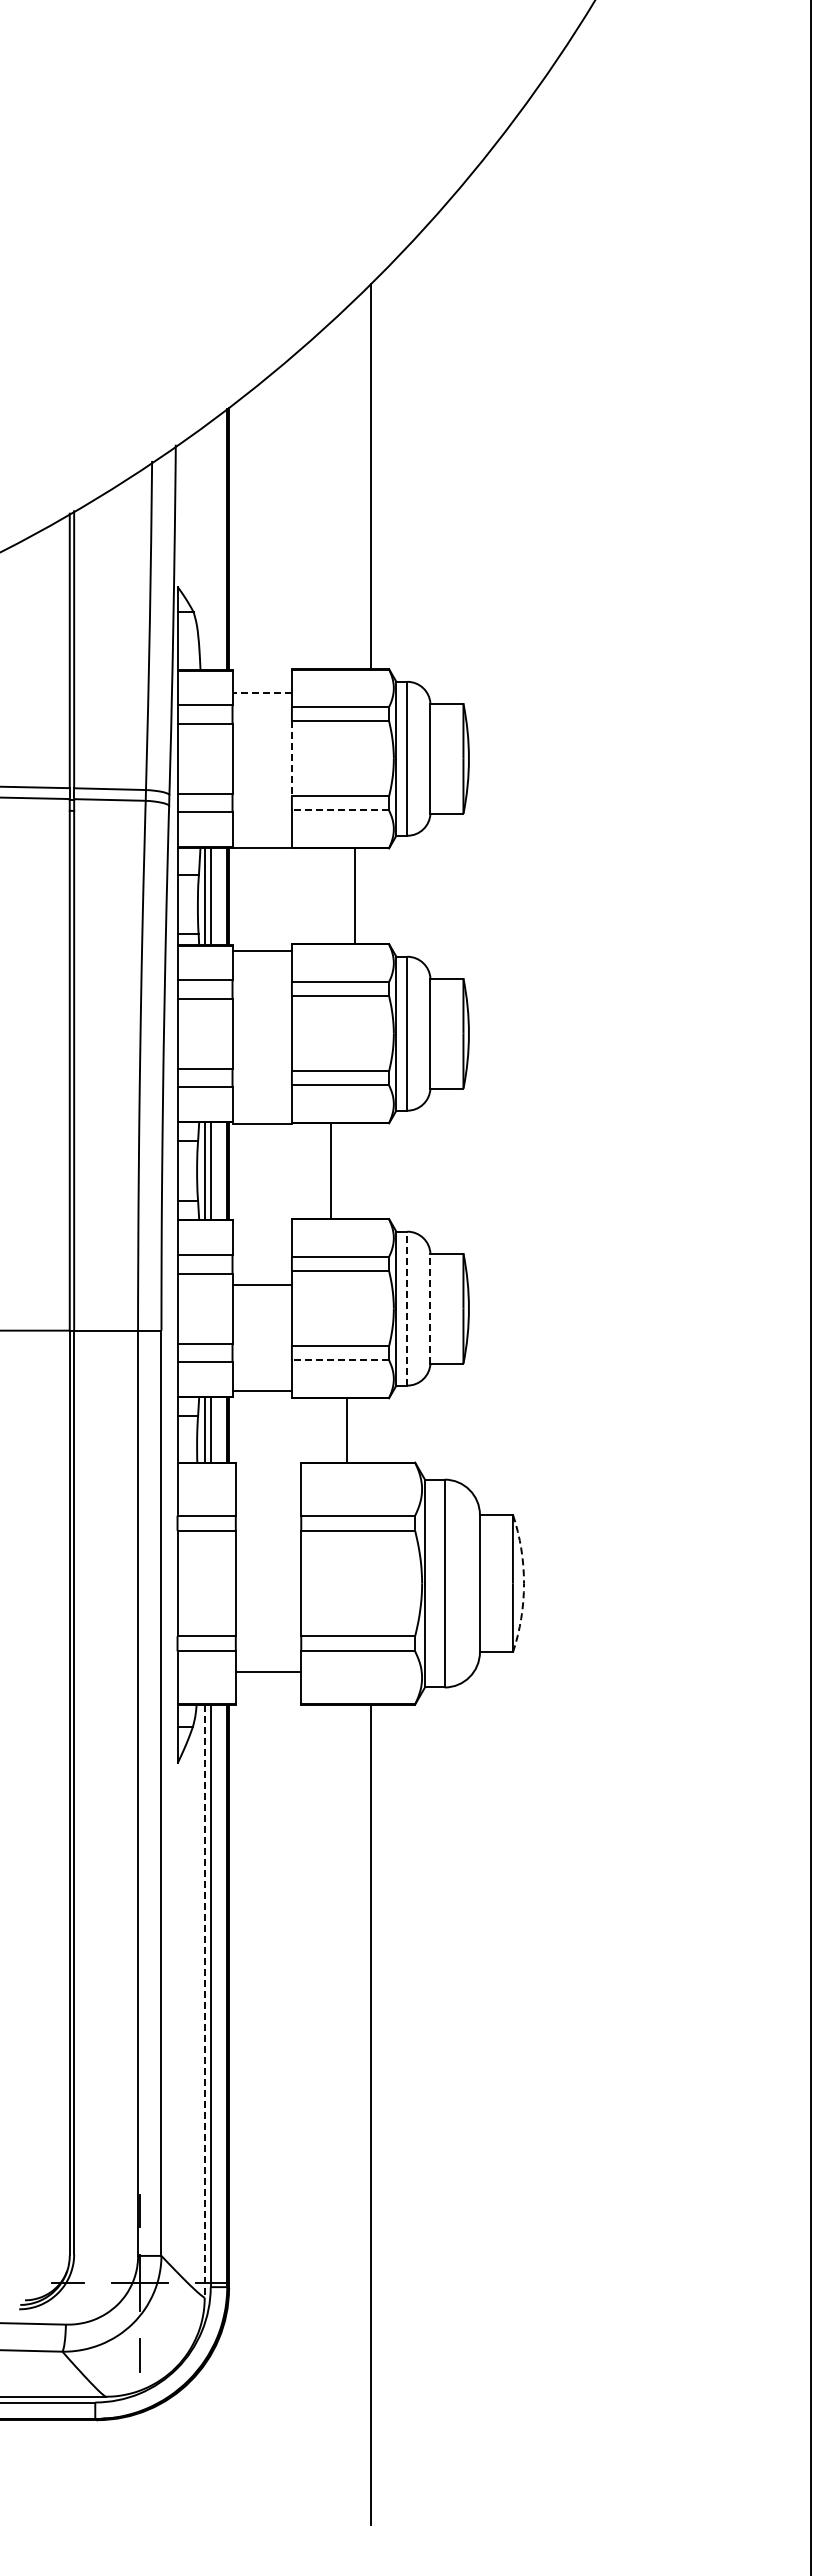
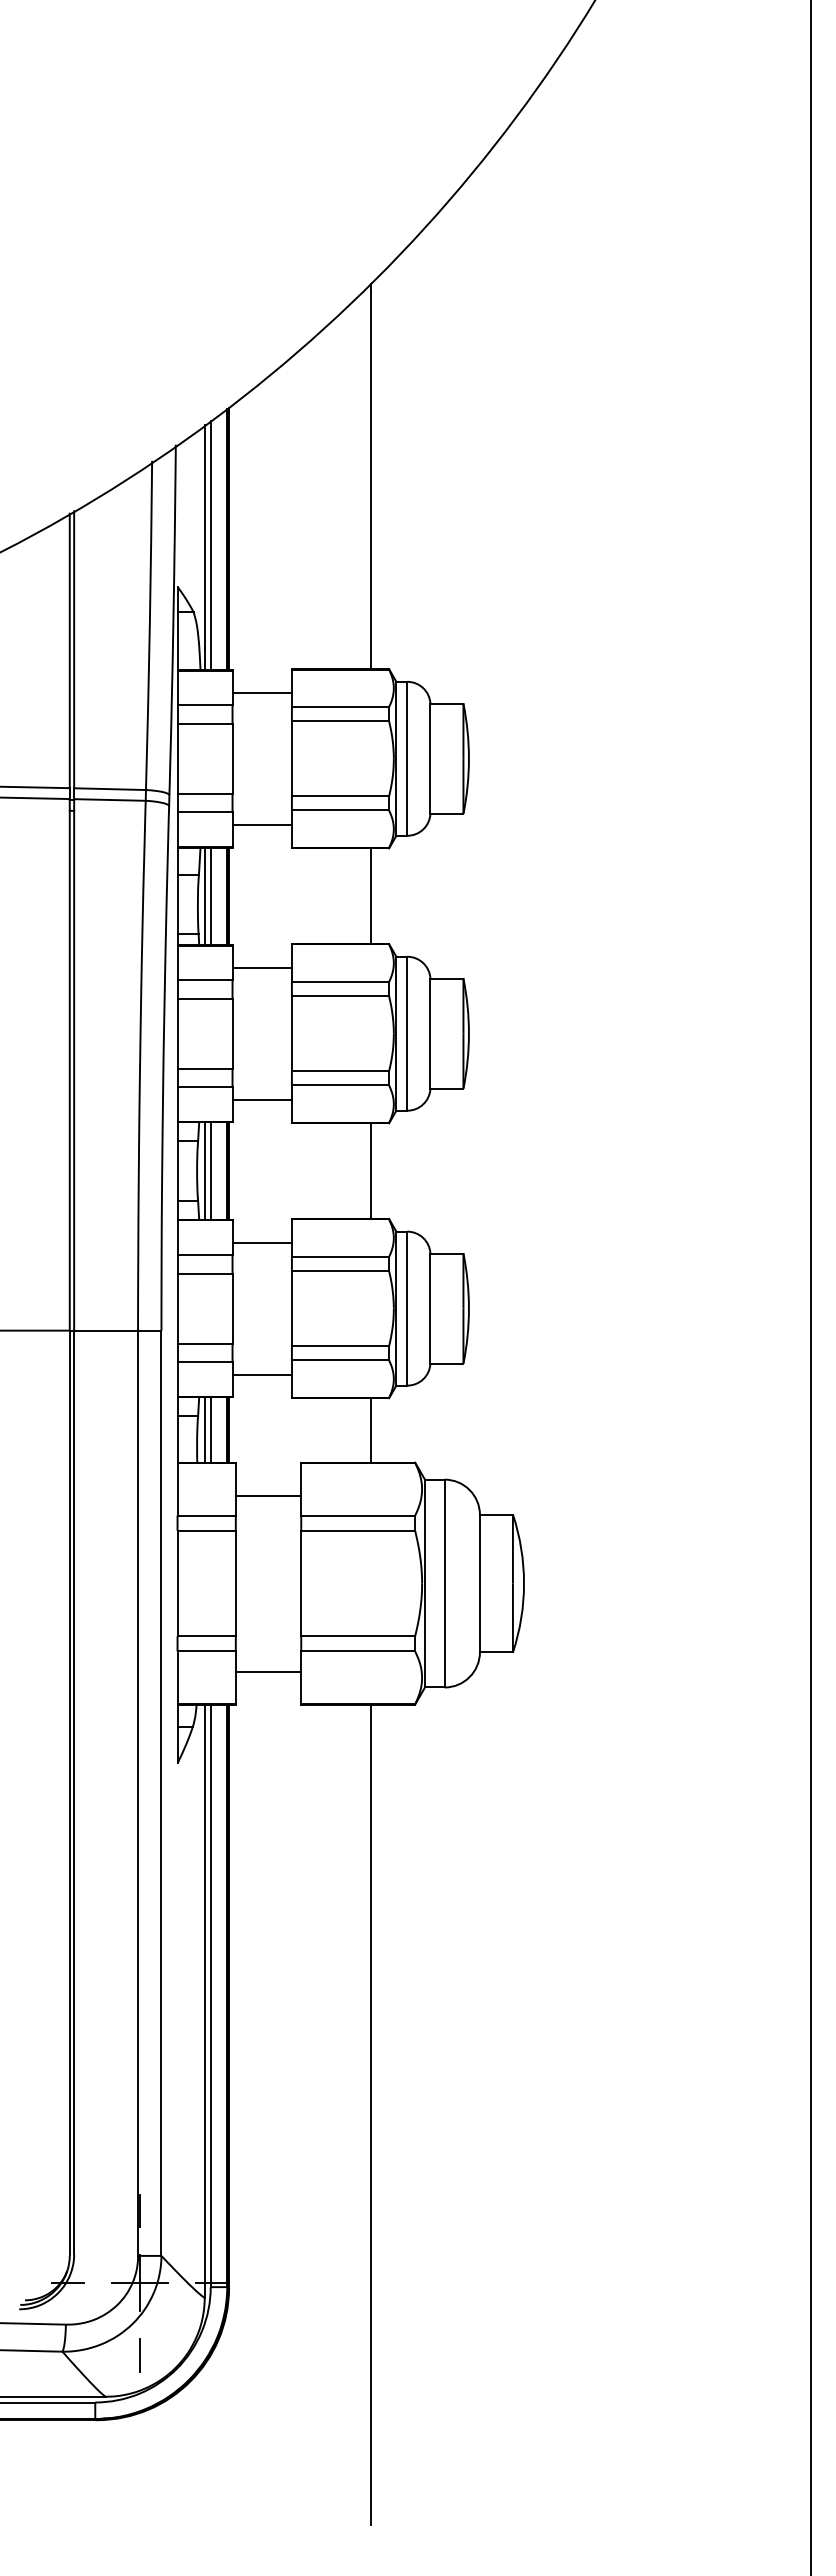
line: none -> present (210, 544)
line: none -> present (204, 546)
line: dashed -> solid (262, 692)
line: dashed -> solid (291, 758)
line: dashed -> solid (340, 810)
line position: (261, 847) -> (261, 824) (261, 824)
line position: (355, 896) -> (371, 896) (371, 896)
line position: (261, 950) -> (261, 967) (261, 967)
line position: (261, 1123) -> (261, 1099) (261, 1099)
line position: (331, 1171) -> (371, 1171) (371, 1171)
line position: (261, 1284) -> (261, 1242) (261, 1242)
line: dashed -> solid (407, 1308)
line: dashed -> solid (430, 1308)
line: dashed -> solid (340, 1360)
line position: (261, 1390) -> (261, 1374) (261, 1374)
line position: (347, 1430) -> (371, 1430) (371, 1430)
line: none -> present (268, 1495)
arc: dashed -> solid (524, 1583)
line: dashed -> solid (204, 2001)
